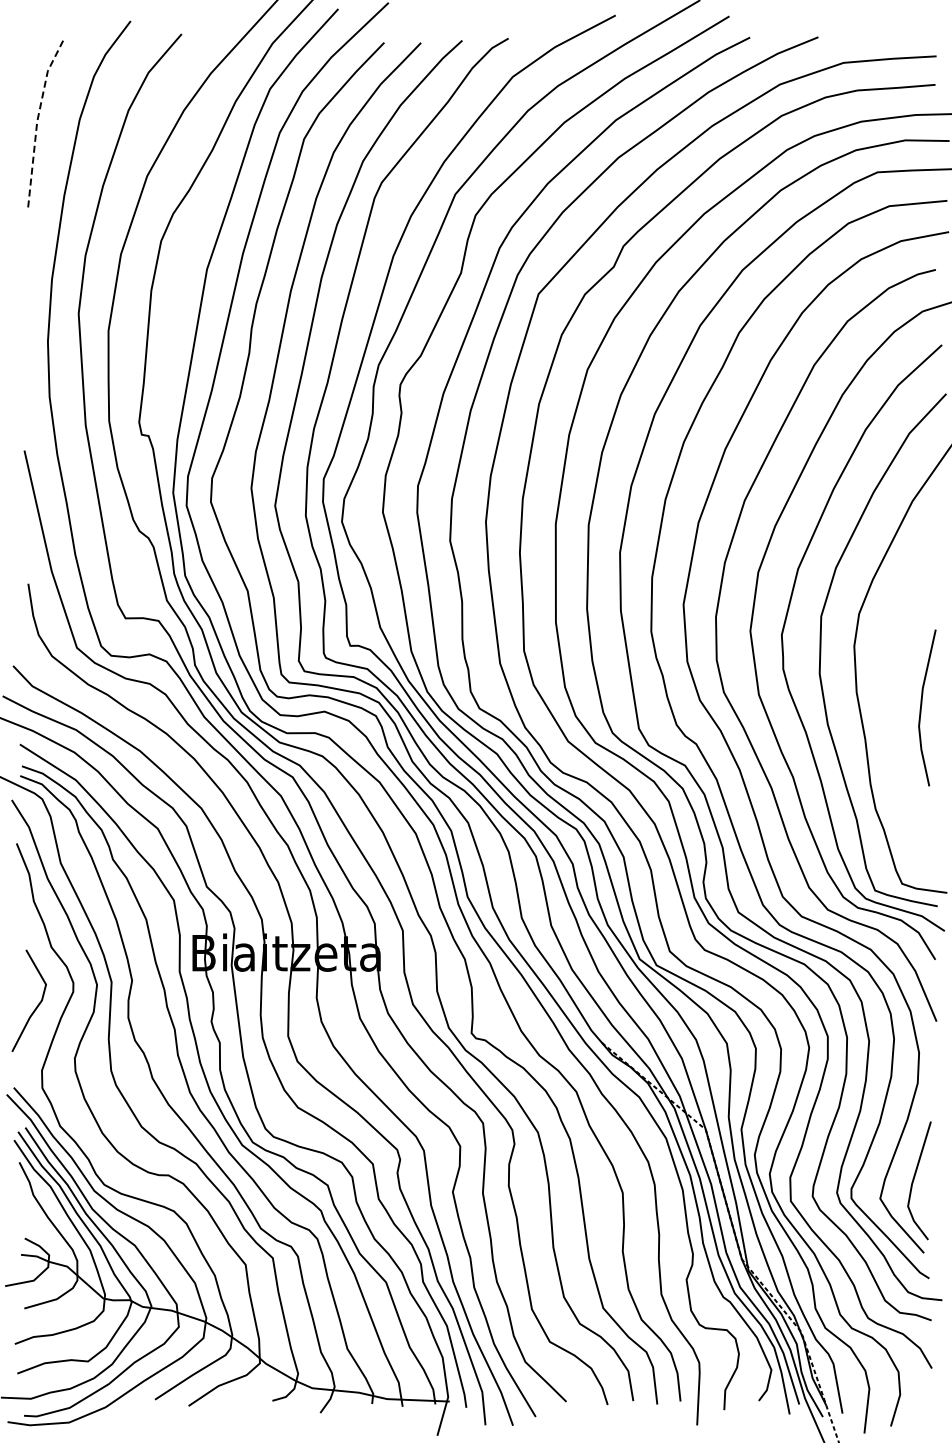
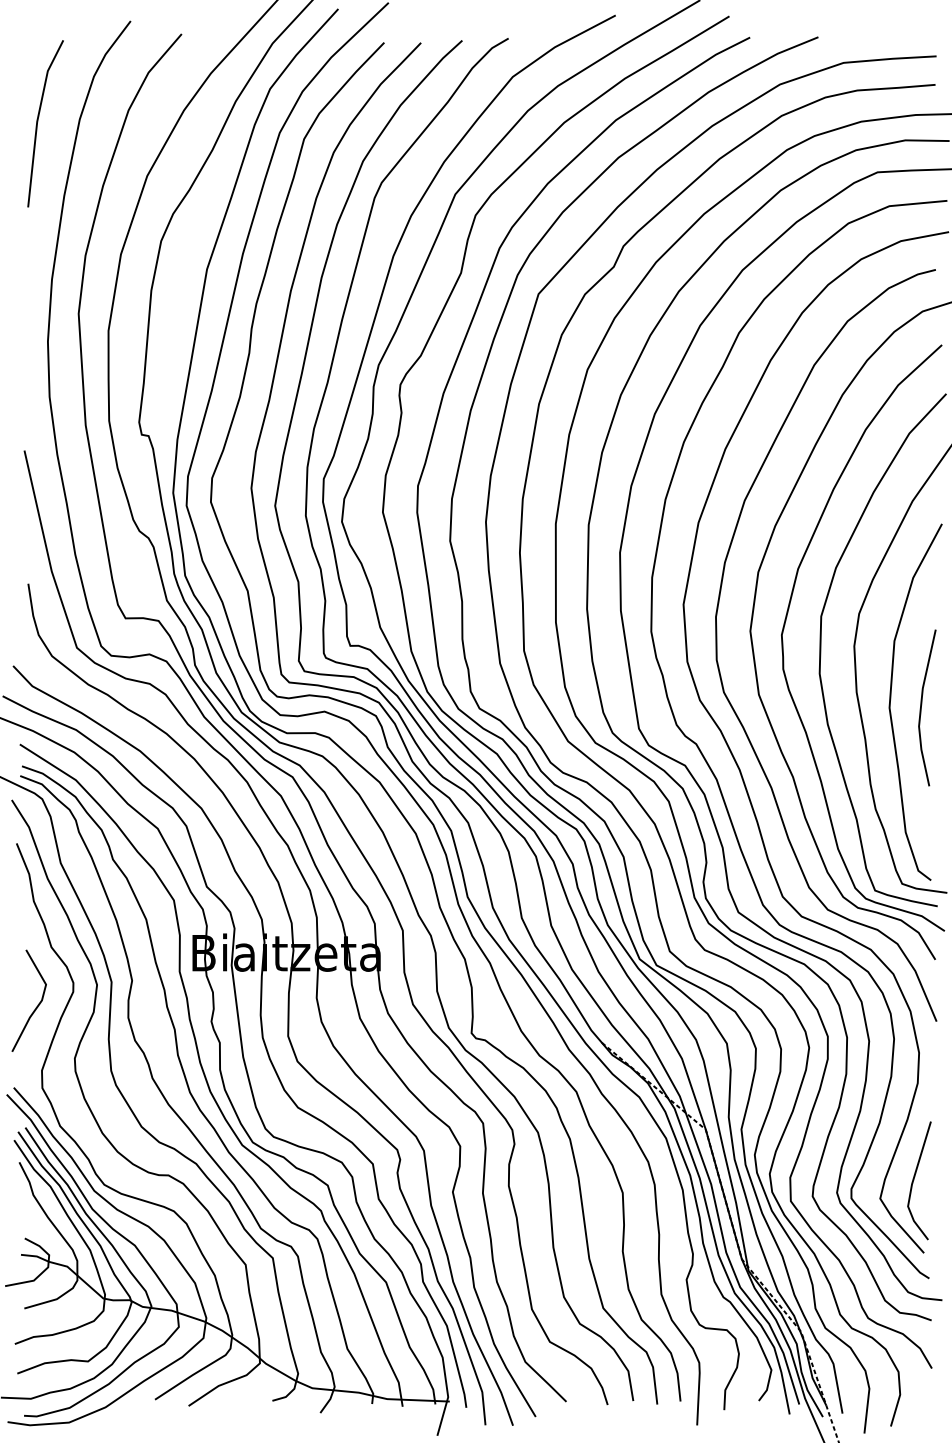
line: dashed -> solid (37, 121)
curve: none -> present (891, 699)
